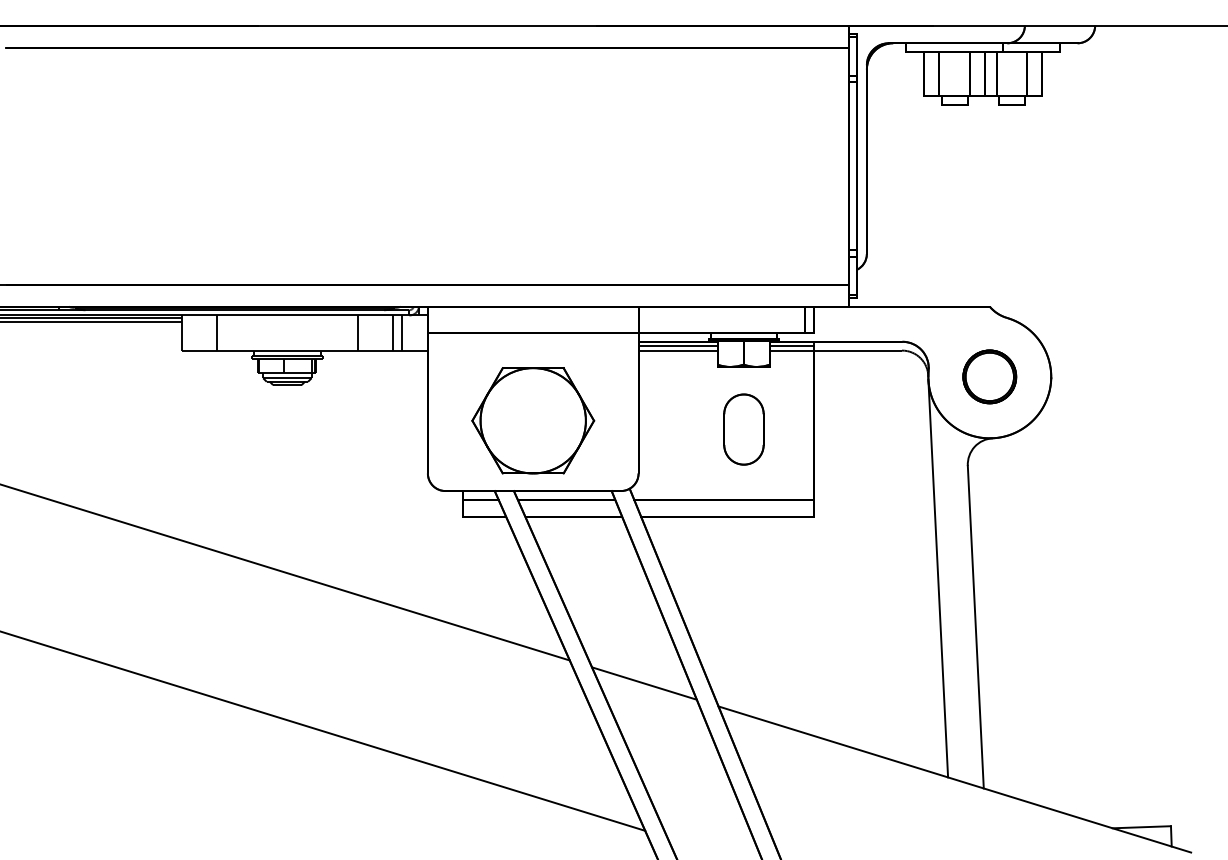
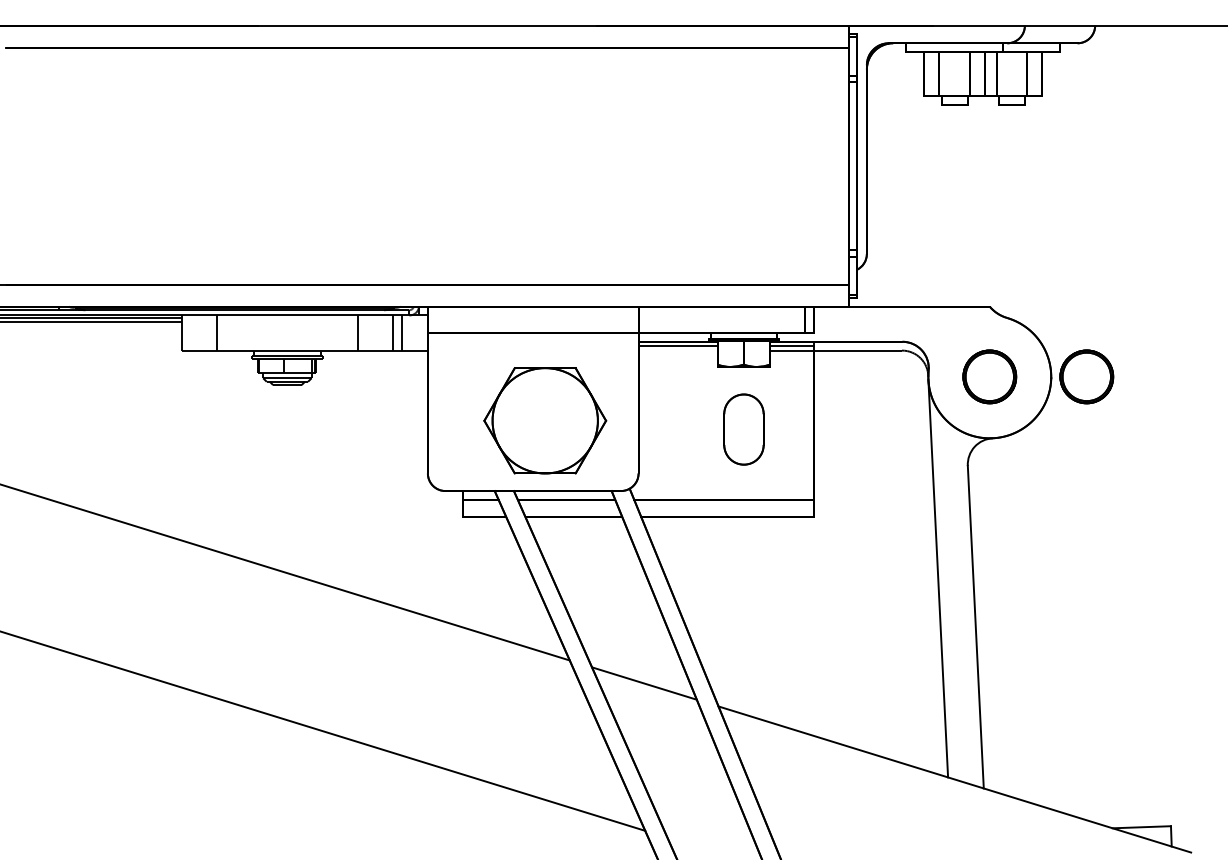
line: present -> none (677, 350)
part: none -> present (1086, 376)
part position: (533, 420) -> (545, 420) (545, 420)
